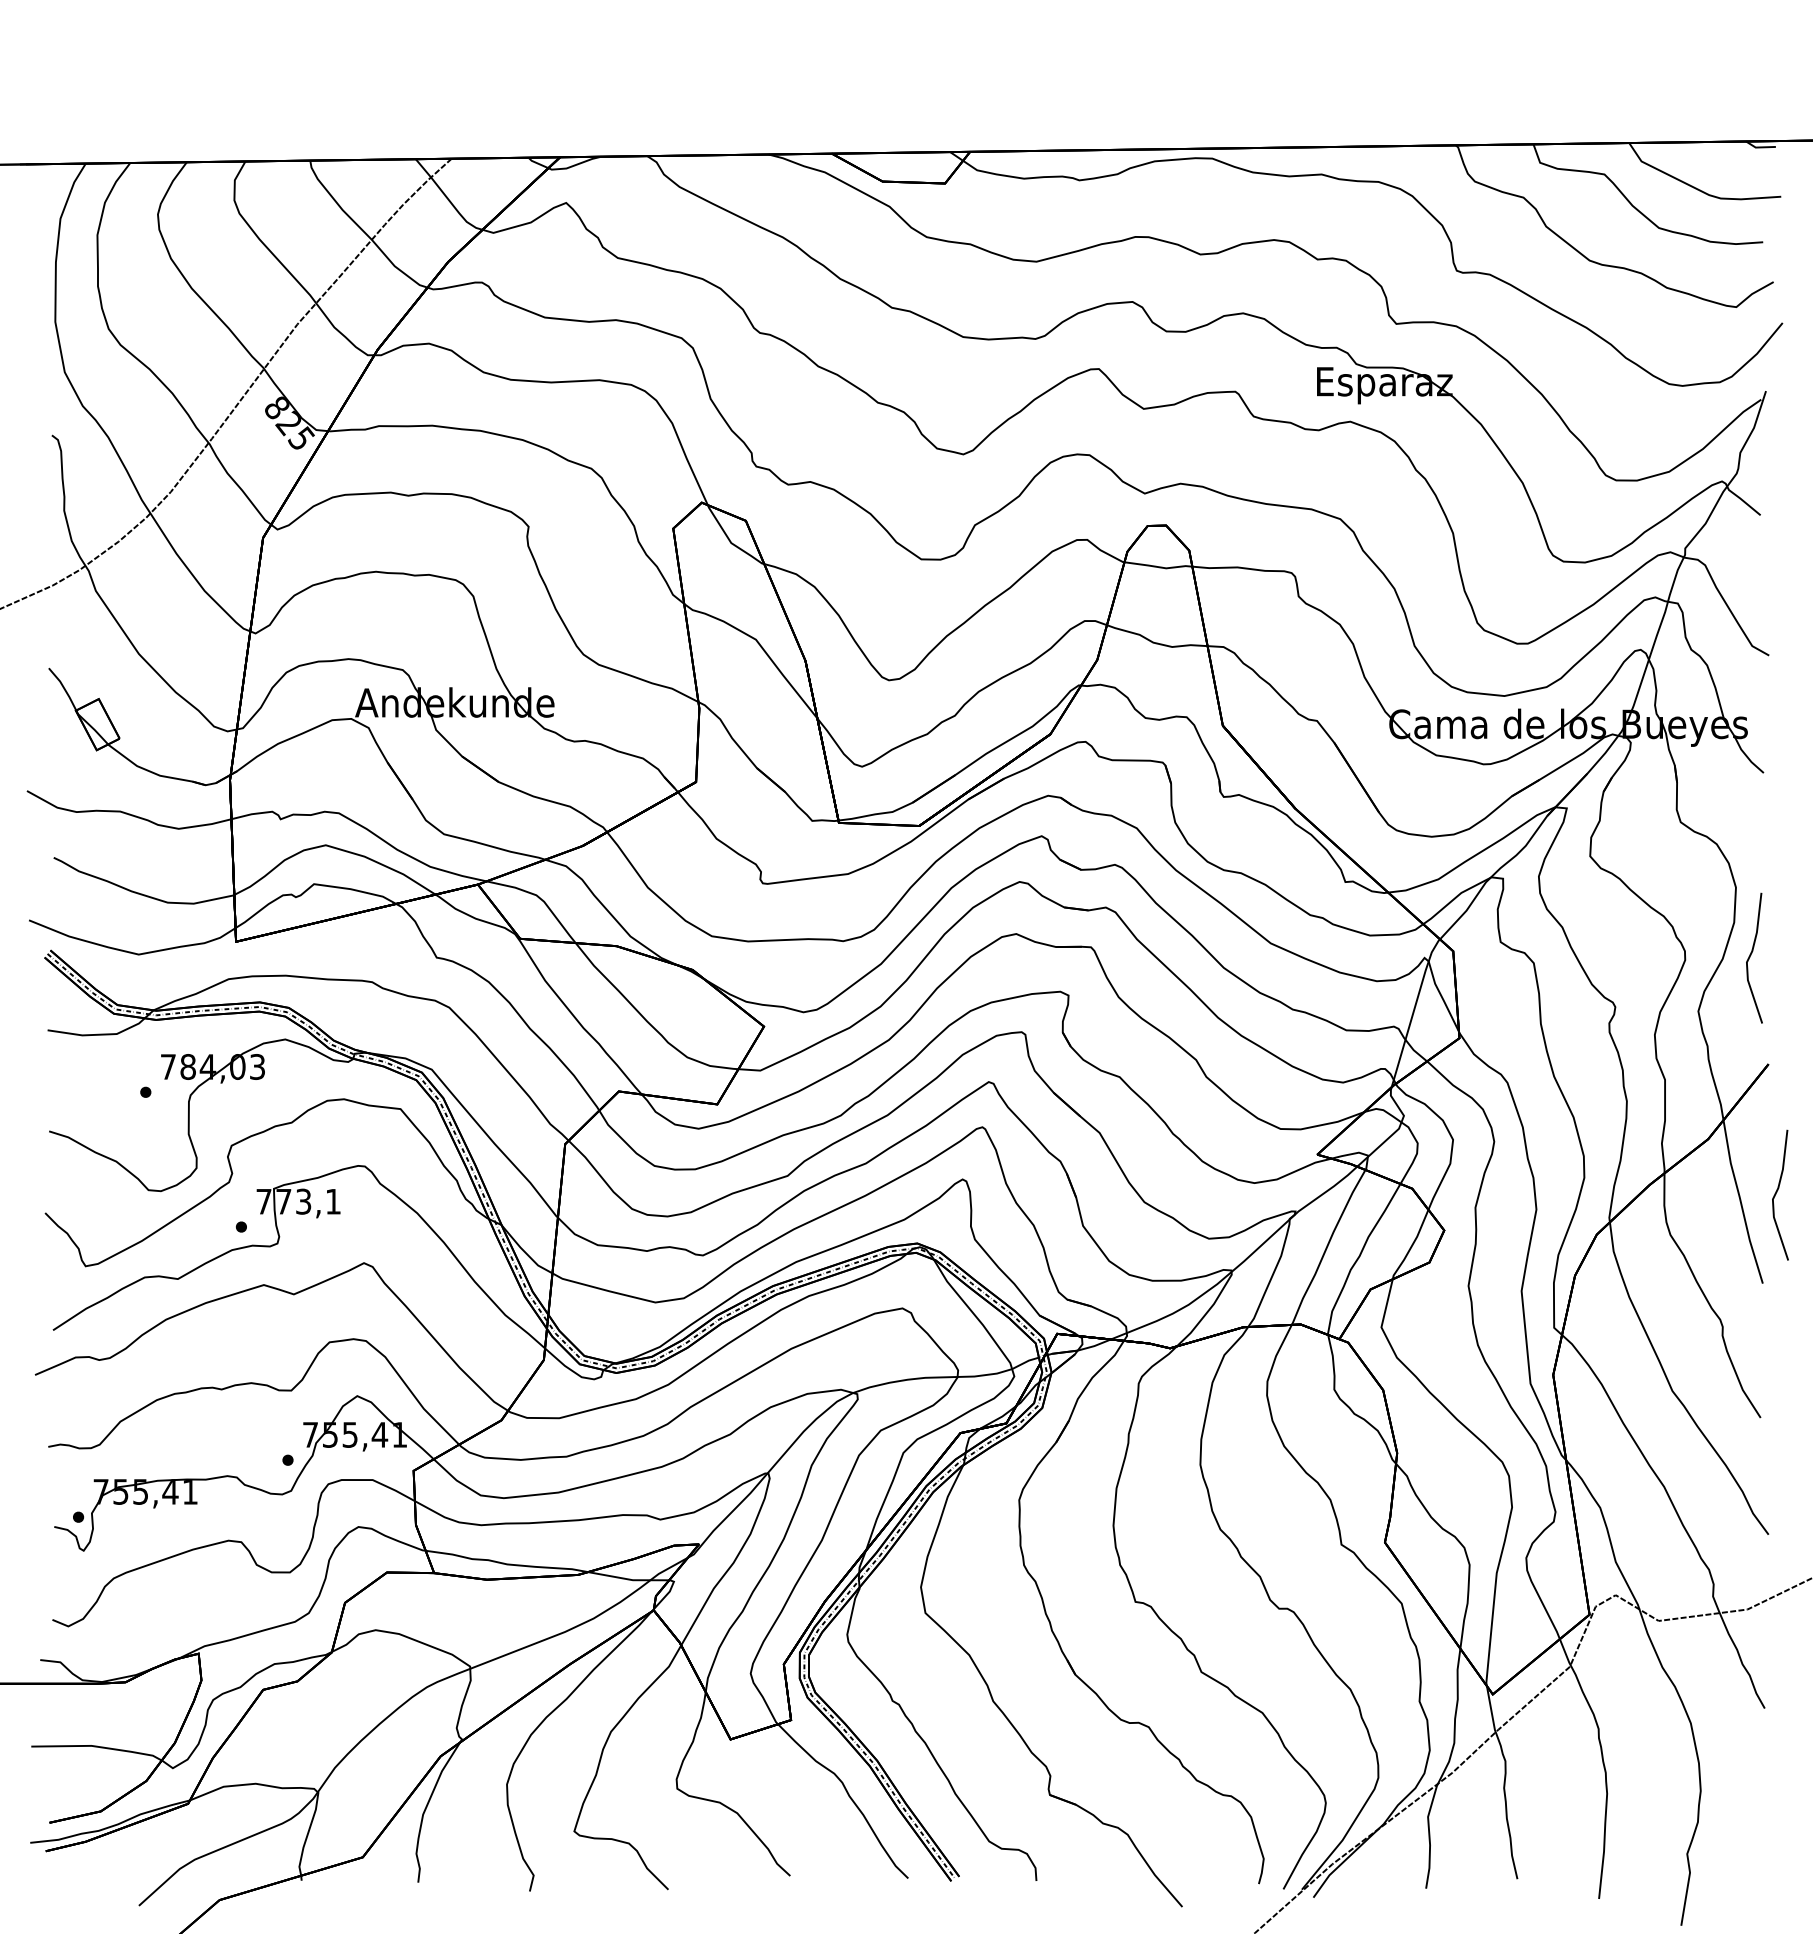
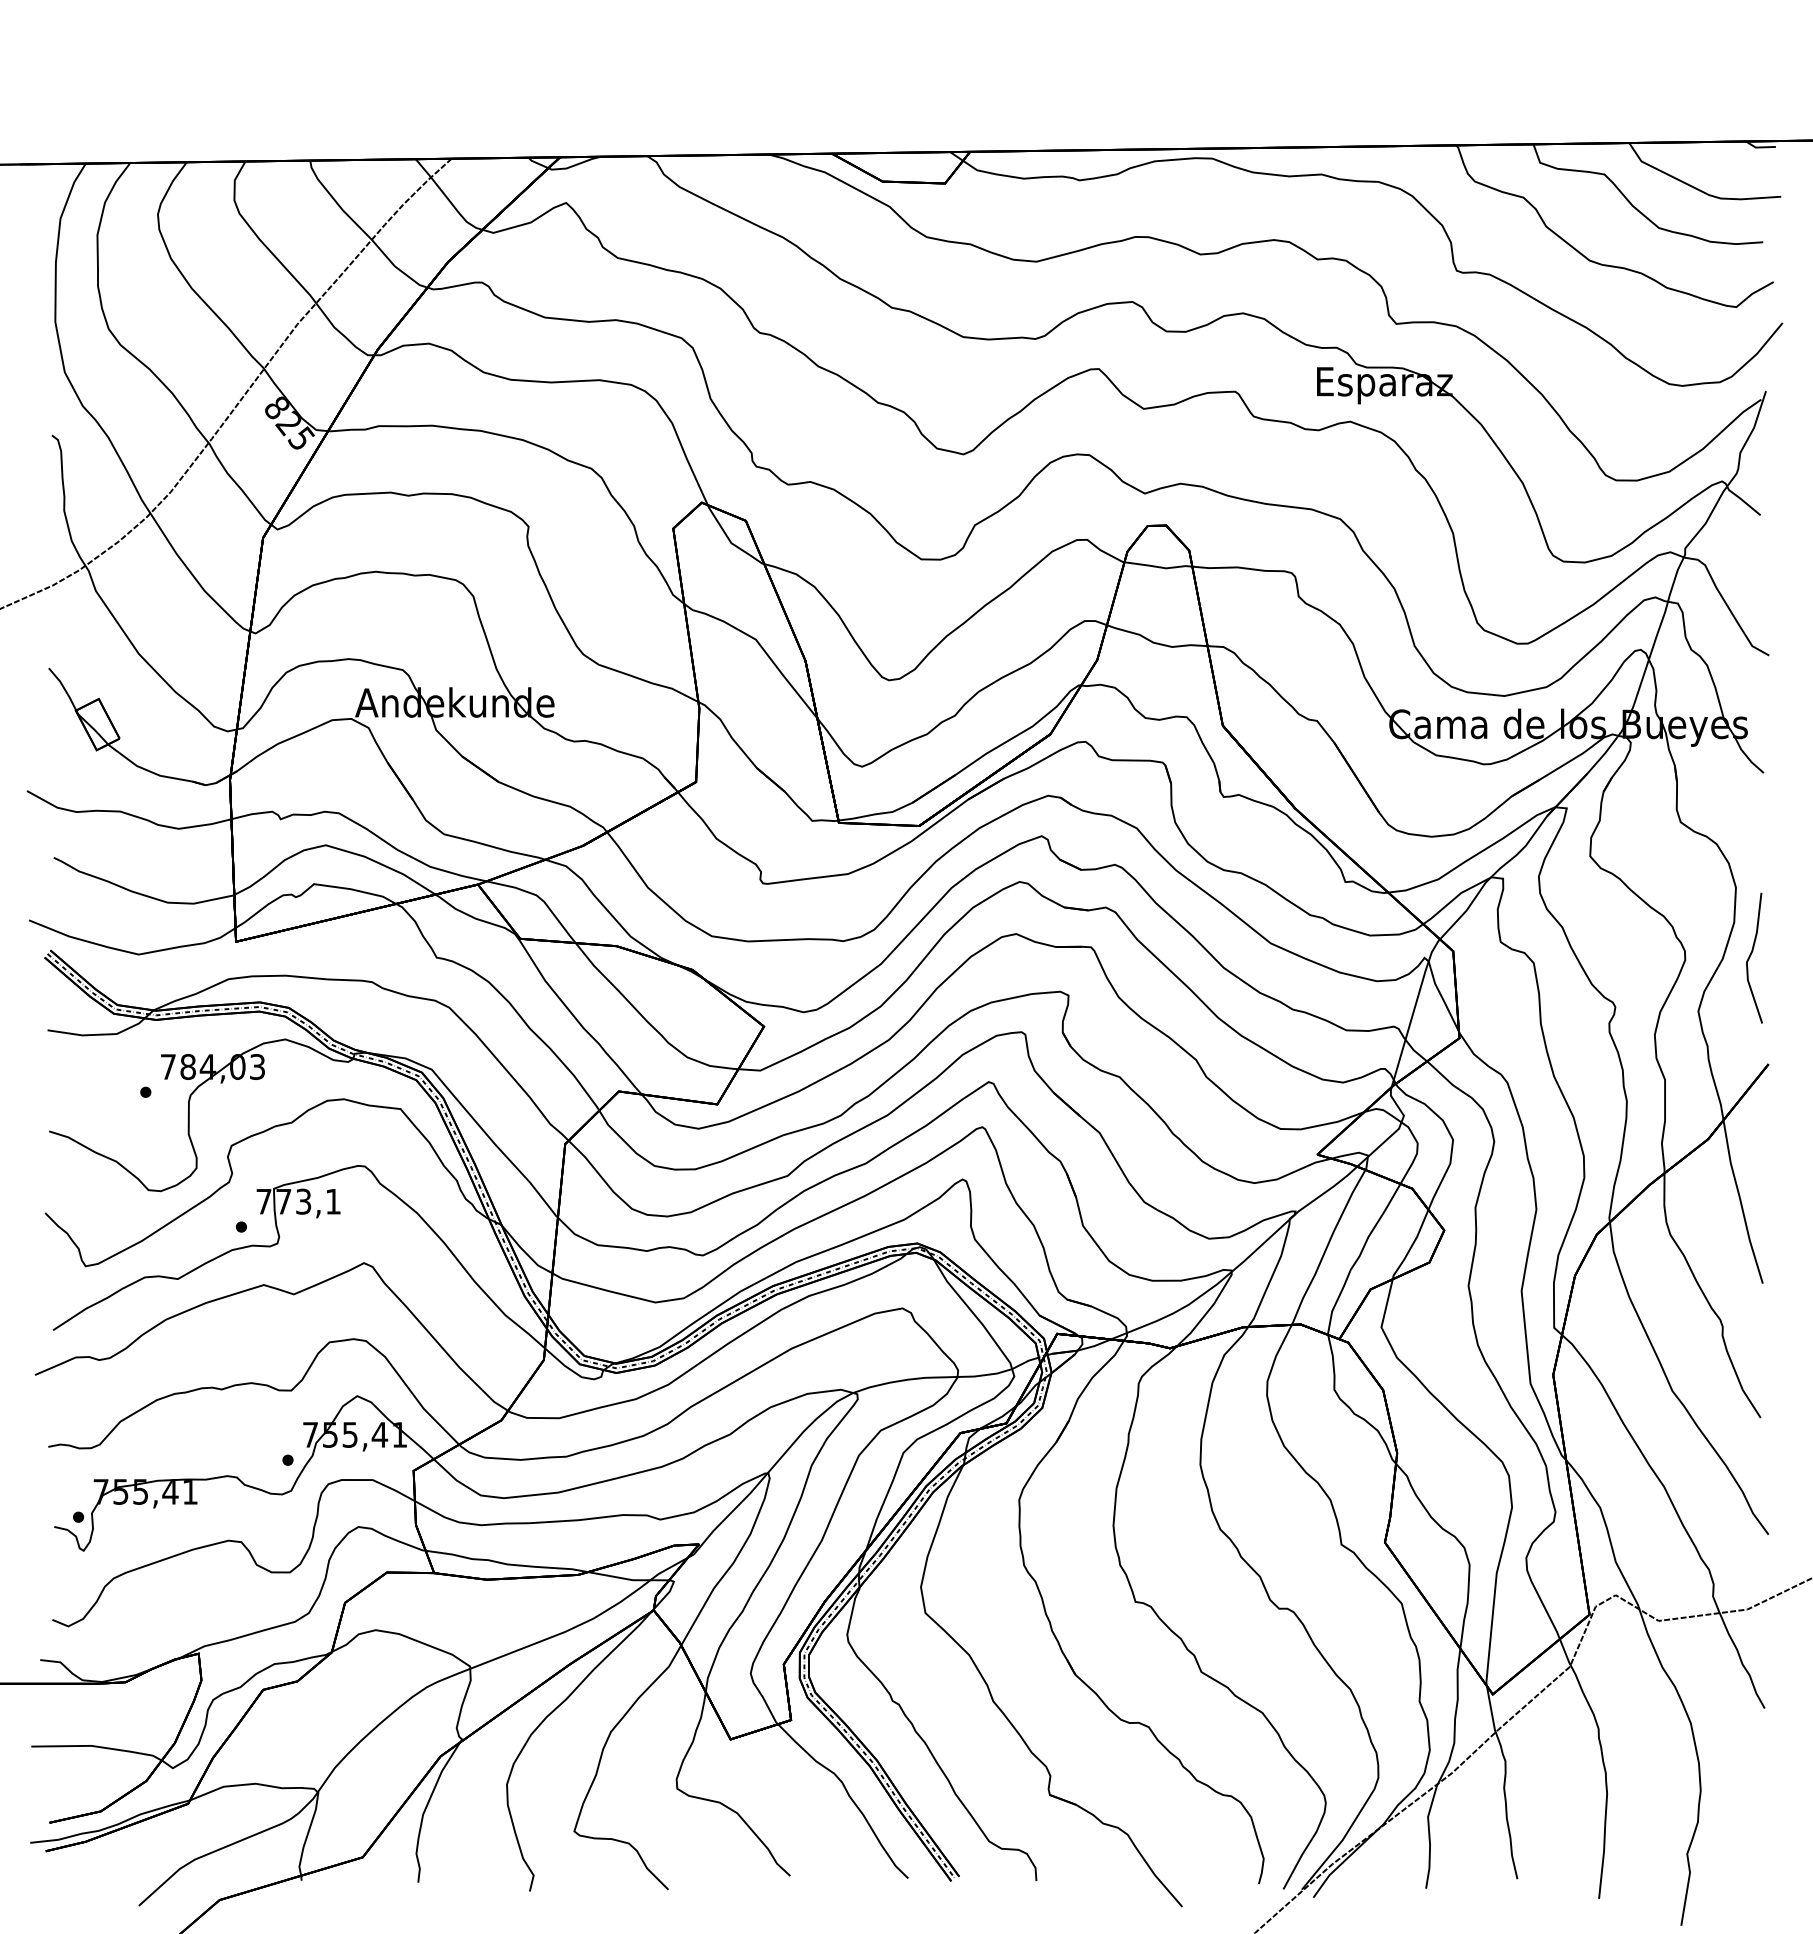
curve: present -> none (1777, 1192)
